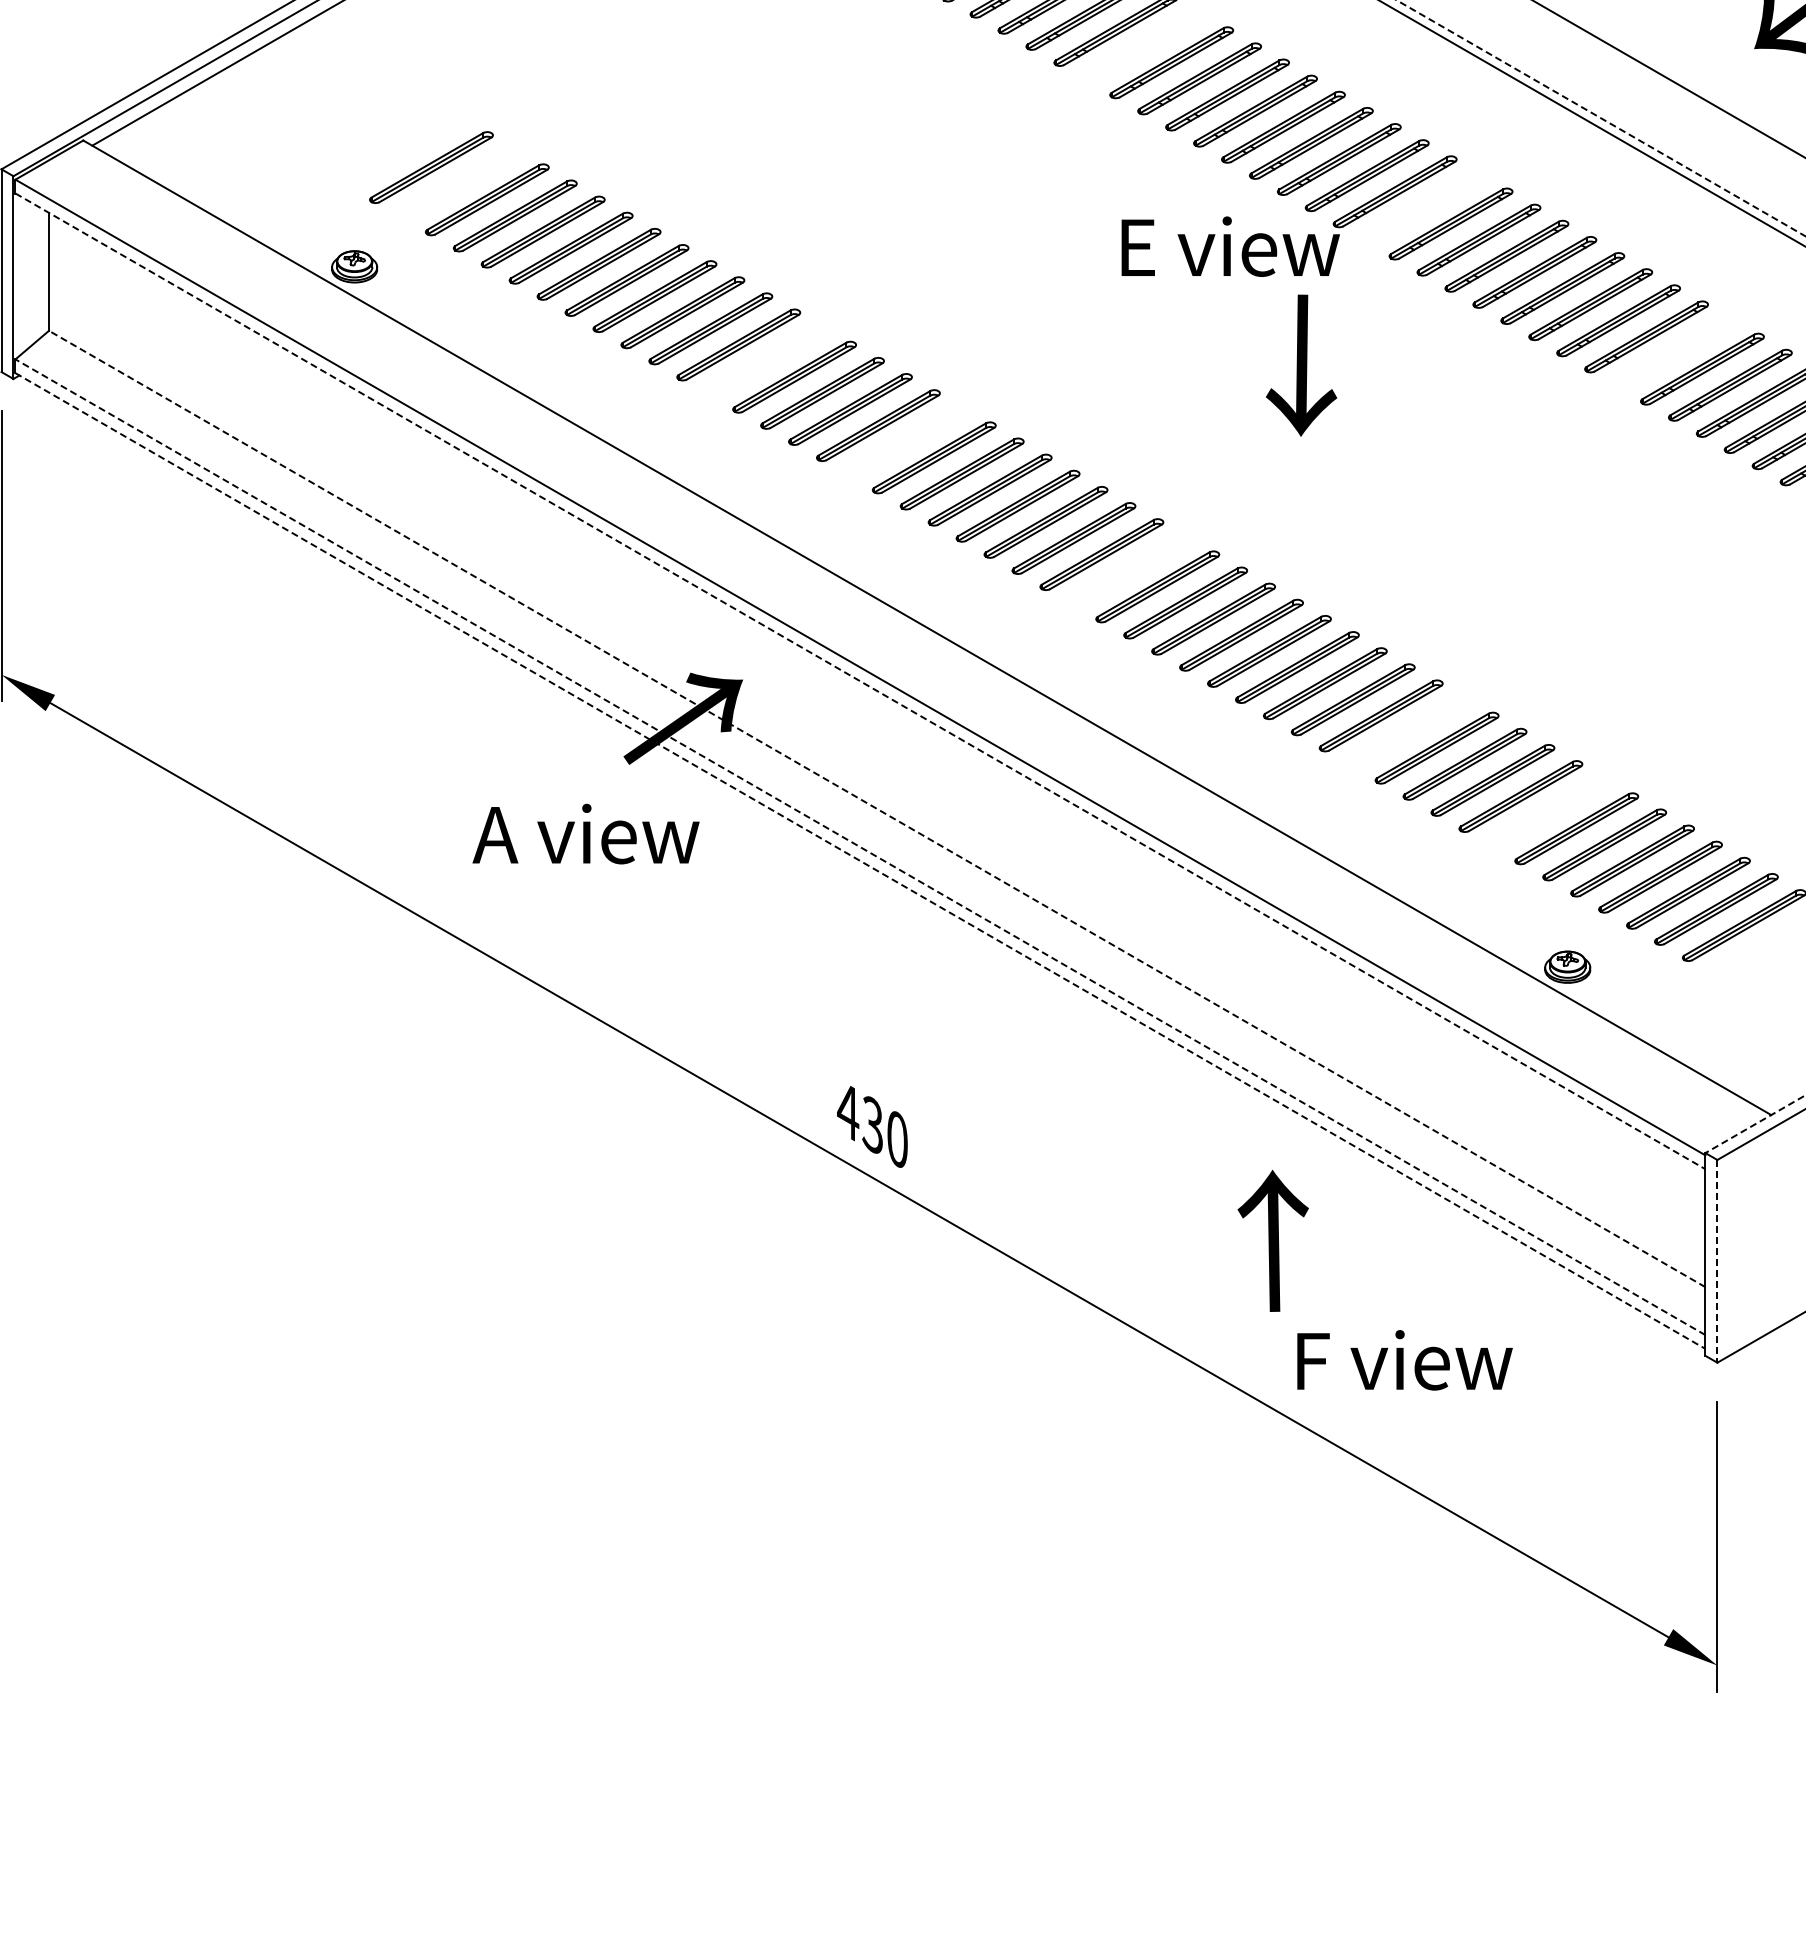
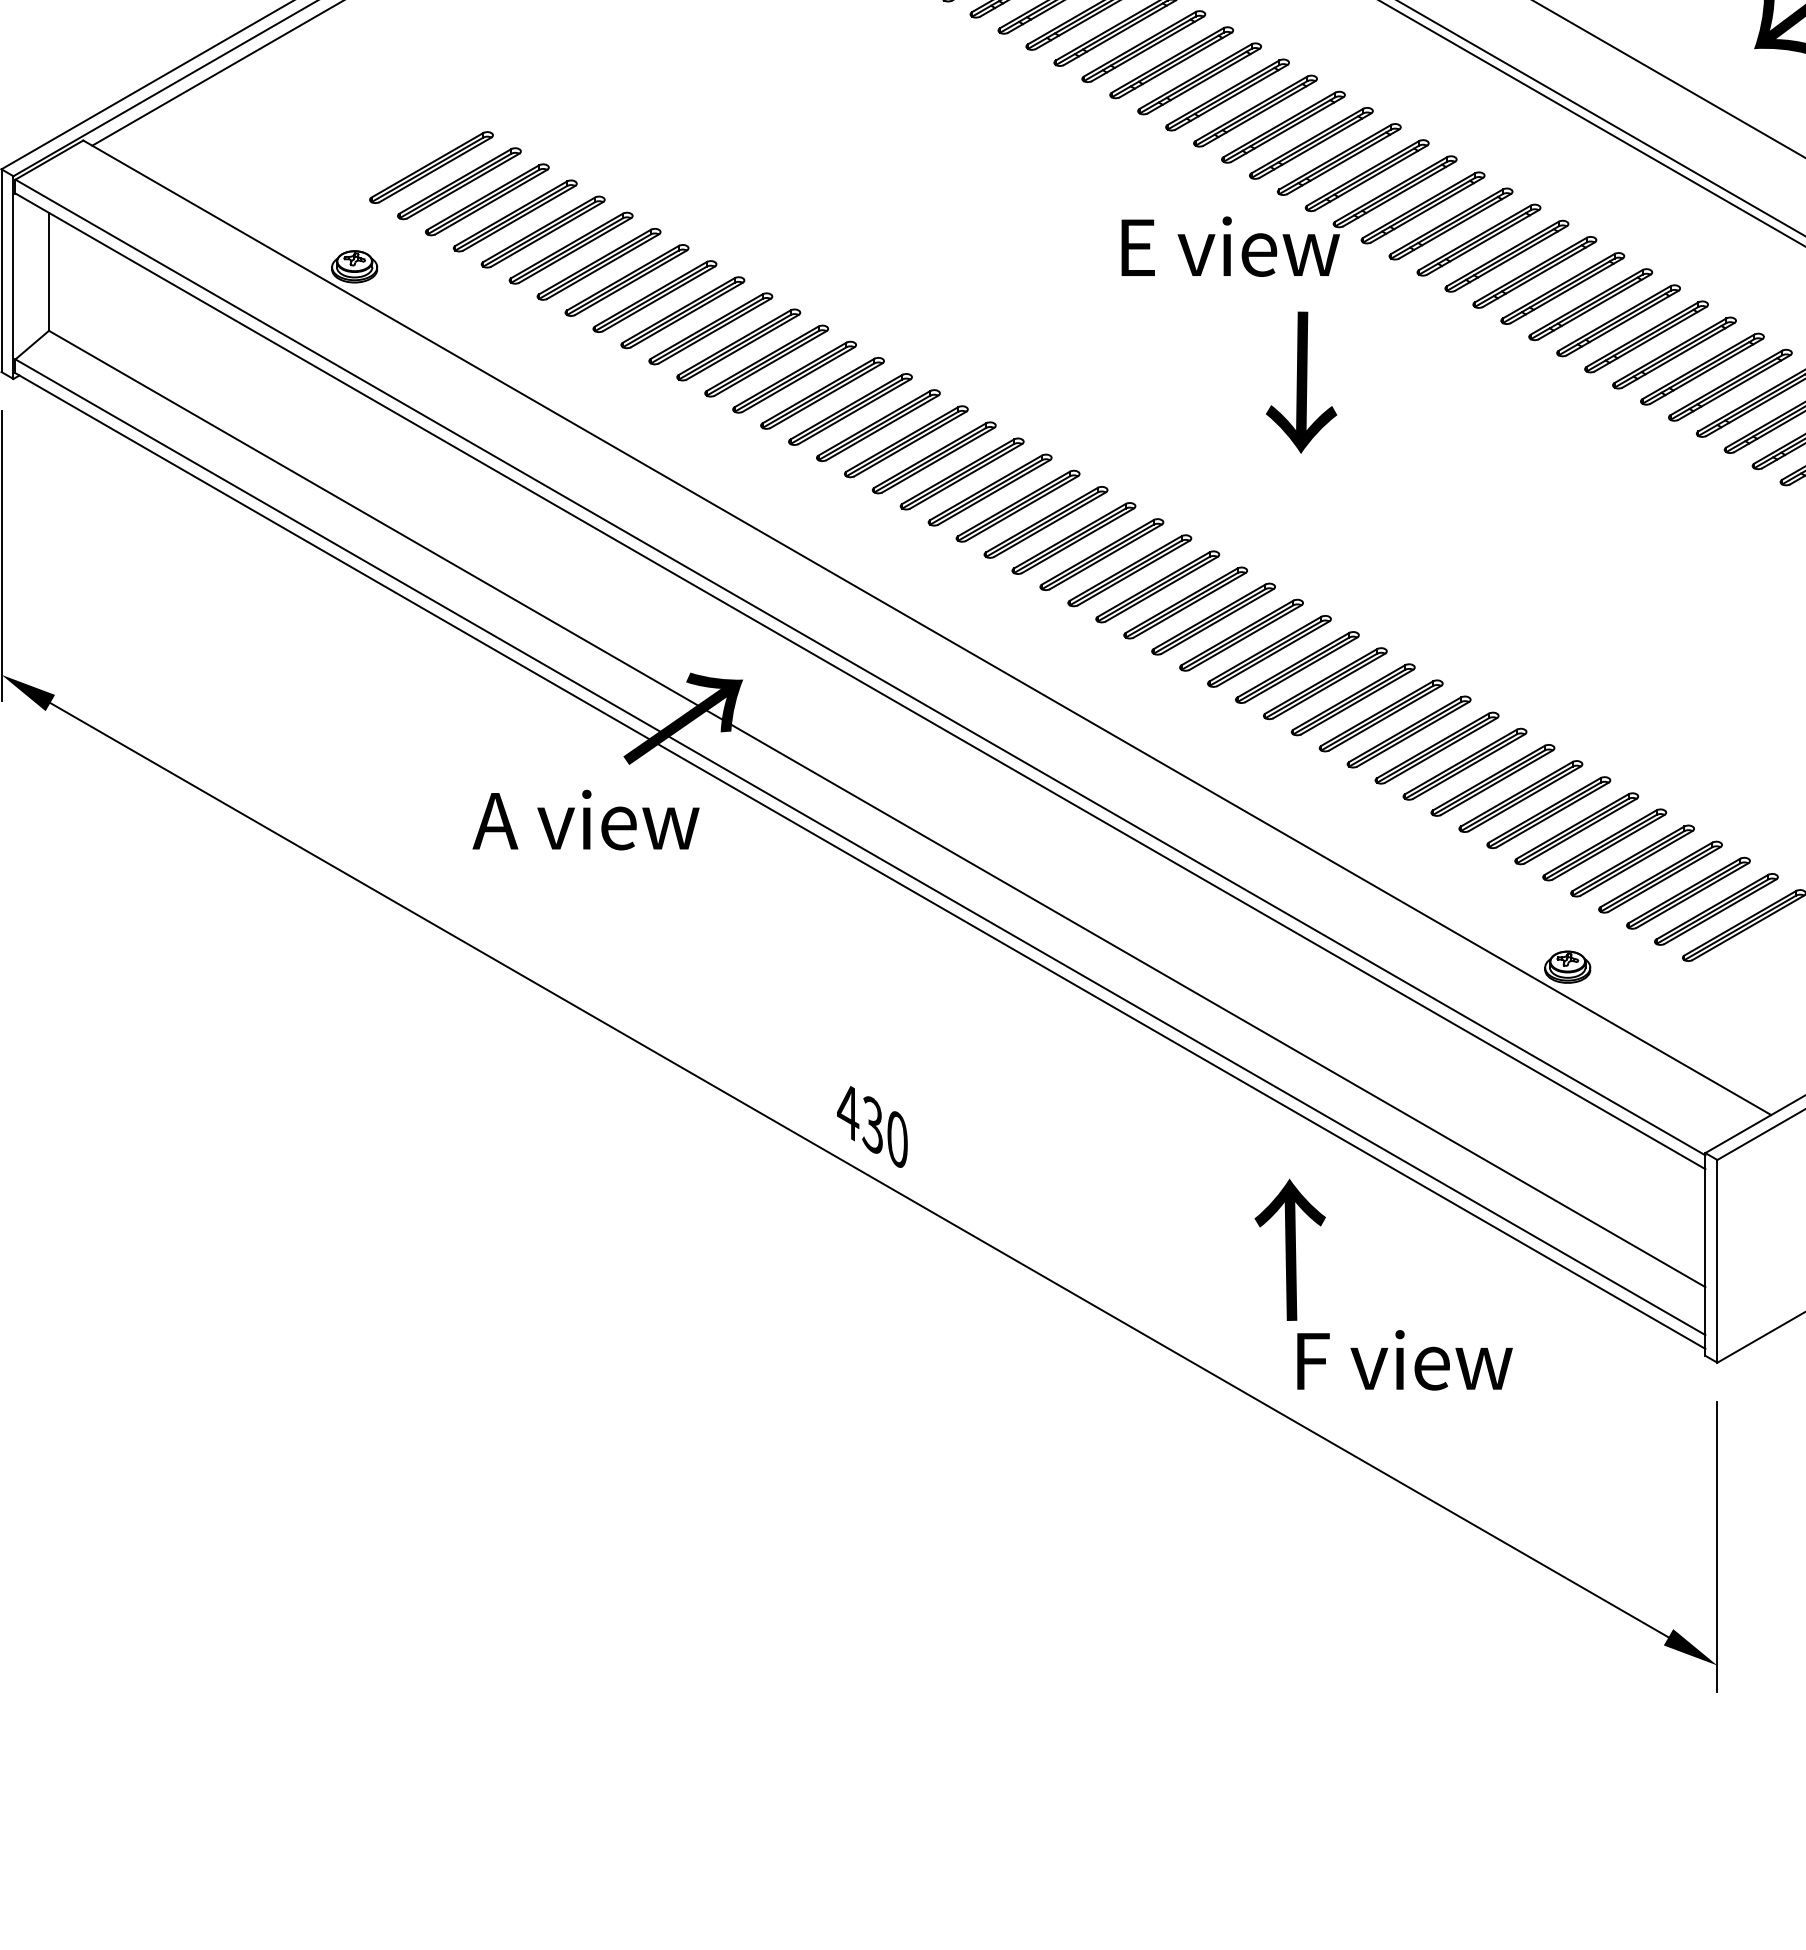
part: none -> present (1143, 46)
line: dashed -> solid (1600, 118)
part: none -> present (459, 183)
part: none -> present (1422, 207)
part: none -> present (1674, 352)
part: none -> present (766, 360)
text position: (1301, 365) -> (1301, 382) (1301, 382)
part: none -> present (906, 441)
part: none -> present (1129, 570)
line: dashed -> solid (860, 681)
part: none -> present (1408, 731)
line: dashed -> solid (876, 808)
part: none -> present (1548, 812)
text position: (585, 833) -> (585, 819) (585, 819)
line: dashed -> solid (860, 847)
line: dashed -> solid (860, 861)
line: dashed -> solid (1755, 1124)
text position: (1272, 1240) -> (1289, 1249) (1289, 1249)
line: dashed -> solid (1717, 1261)
